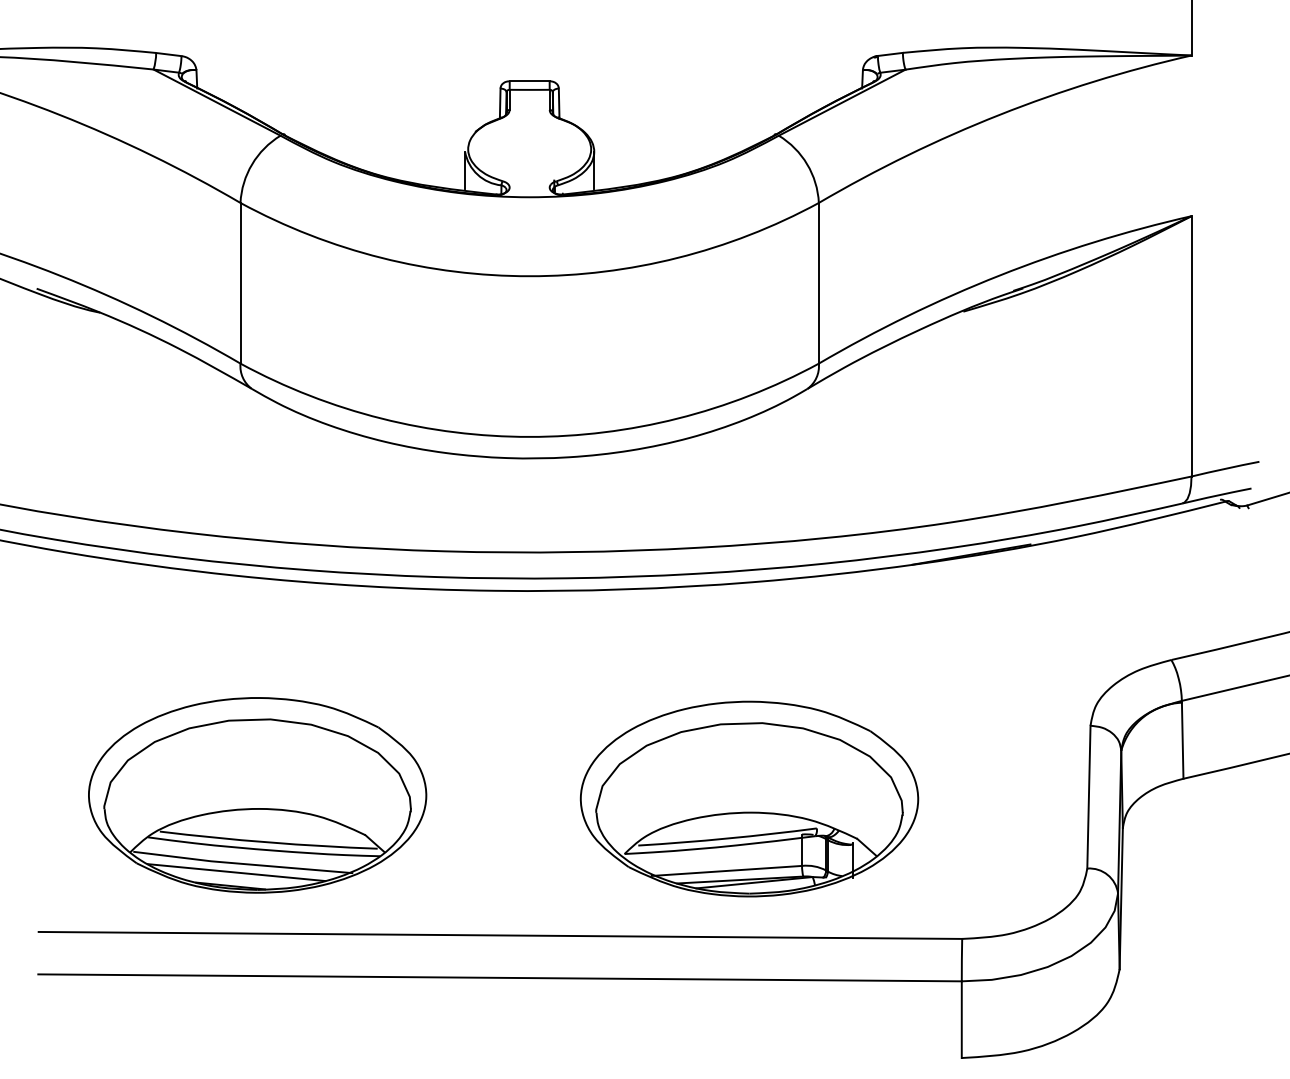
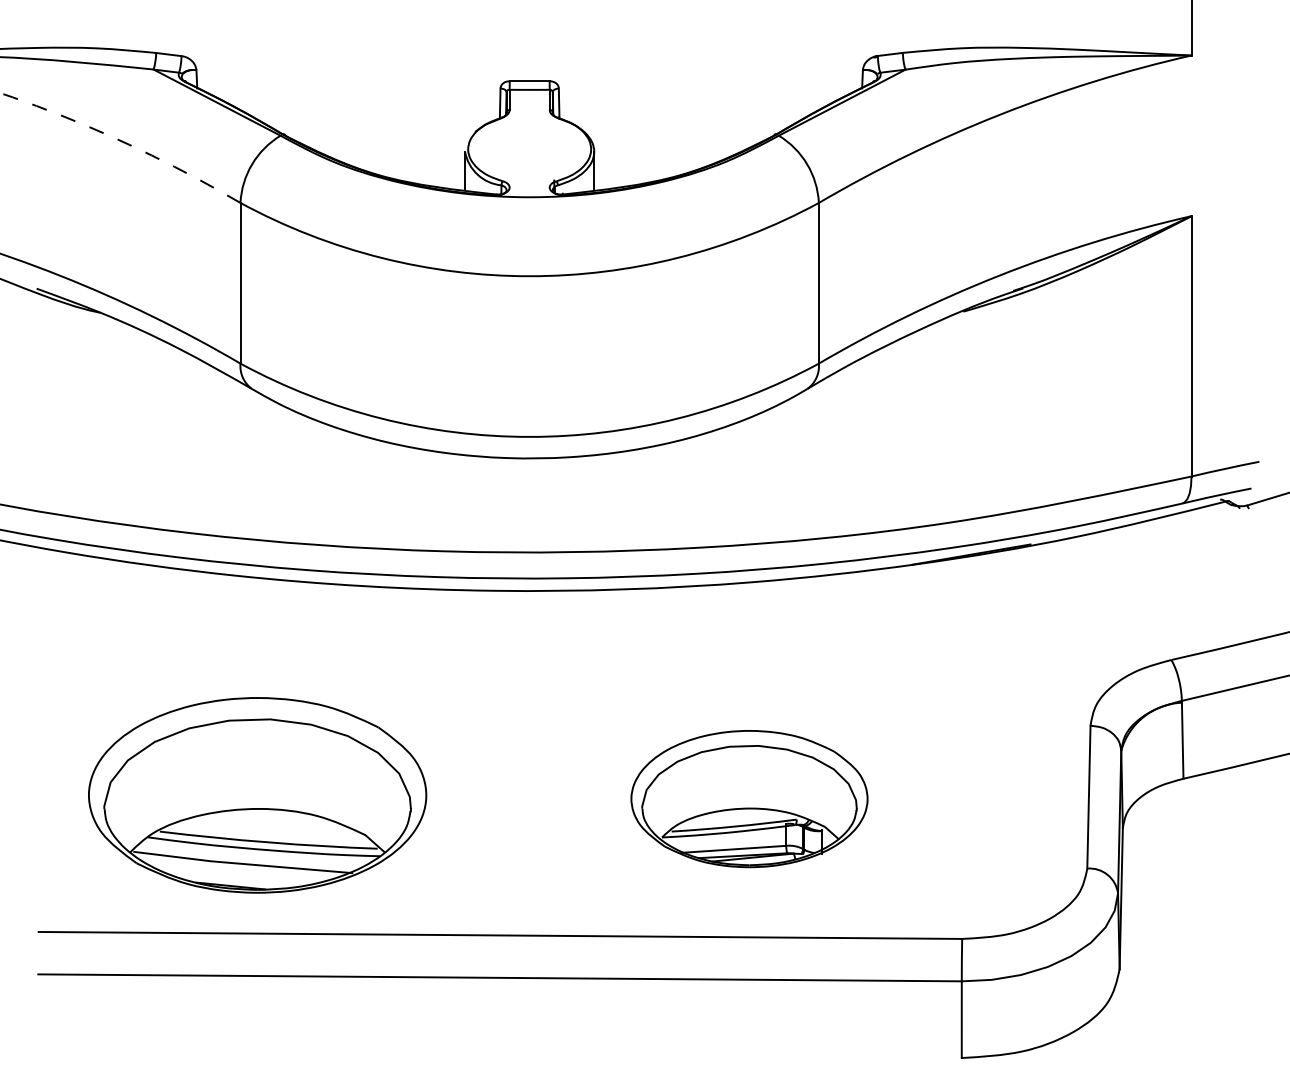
arc: solid -> dashed (122, 141)
part size: 341x198 px -> 239x139 px (749, 799)
line: present -> none (236, 872)
